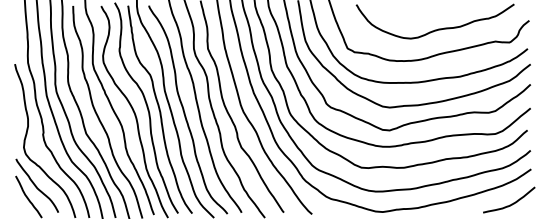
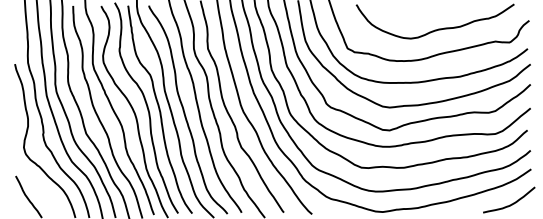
curve: present -> none (36, 185)
